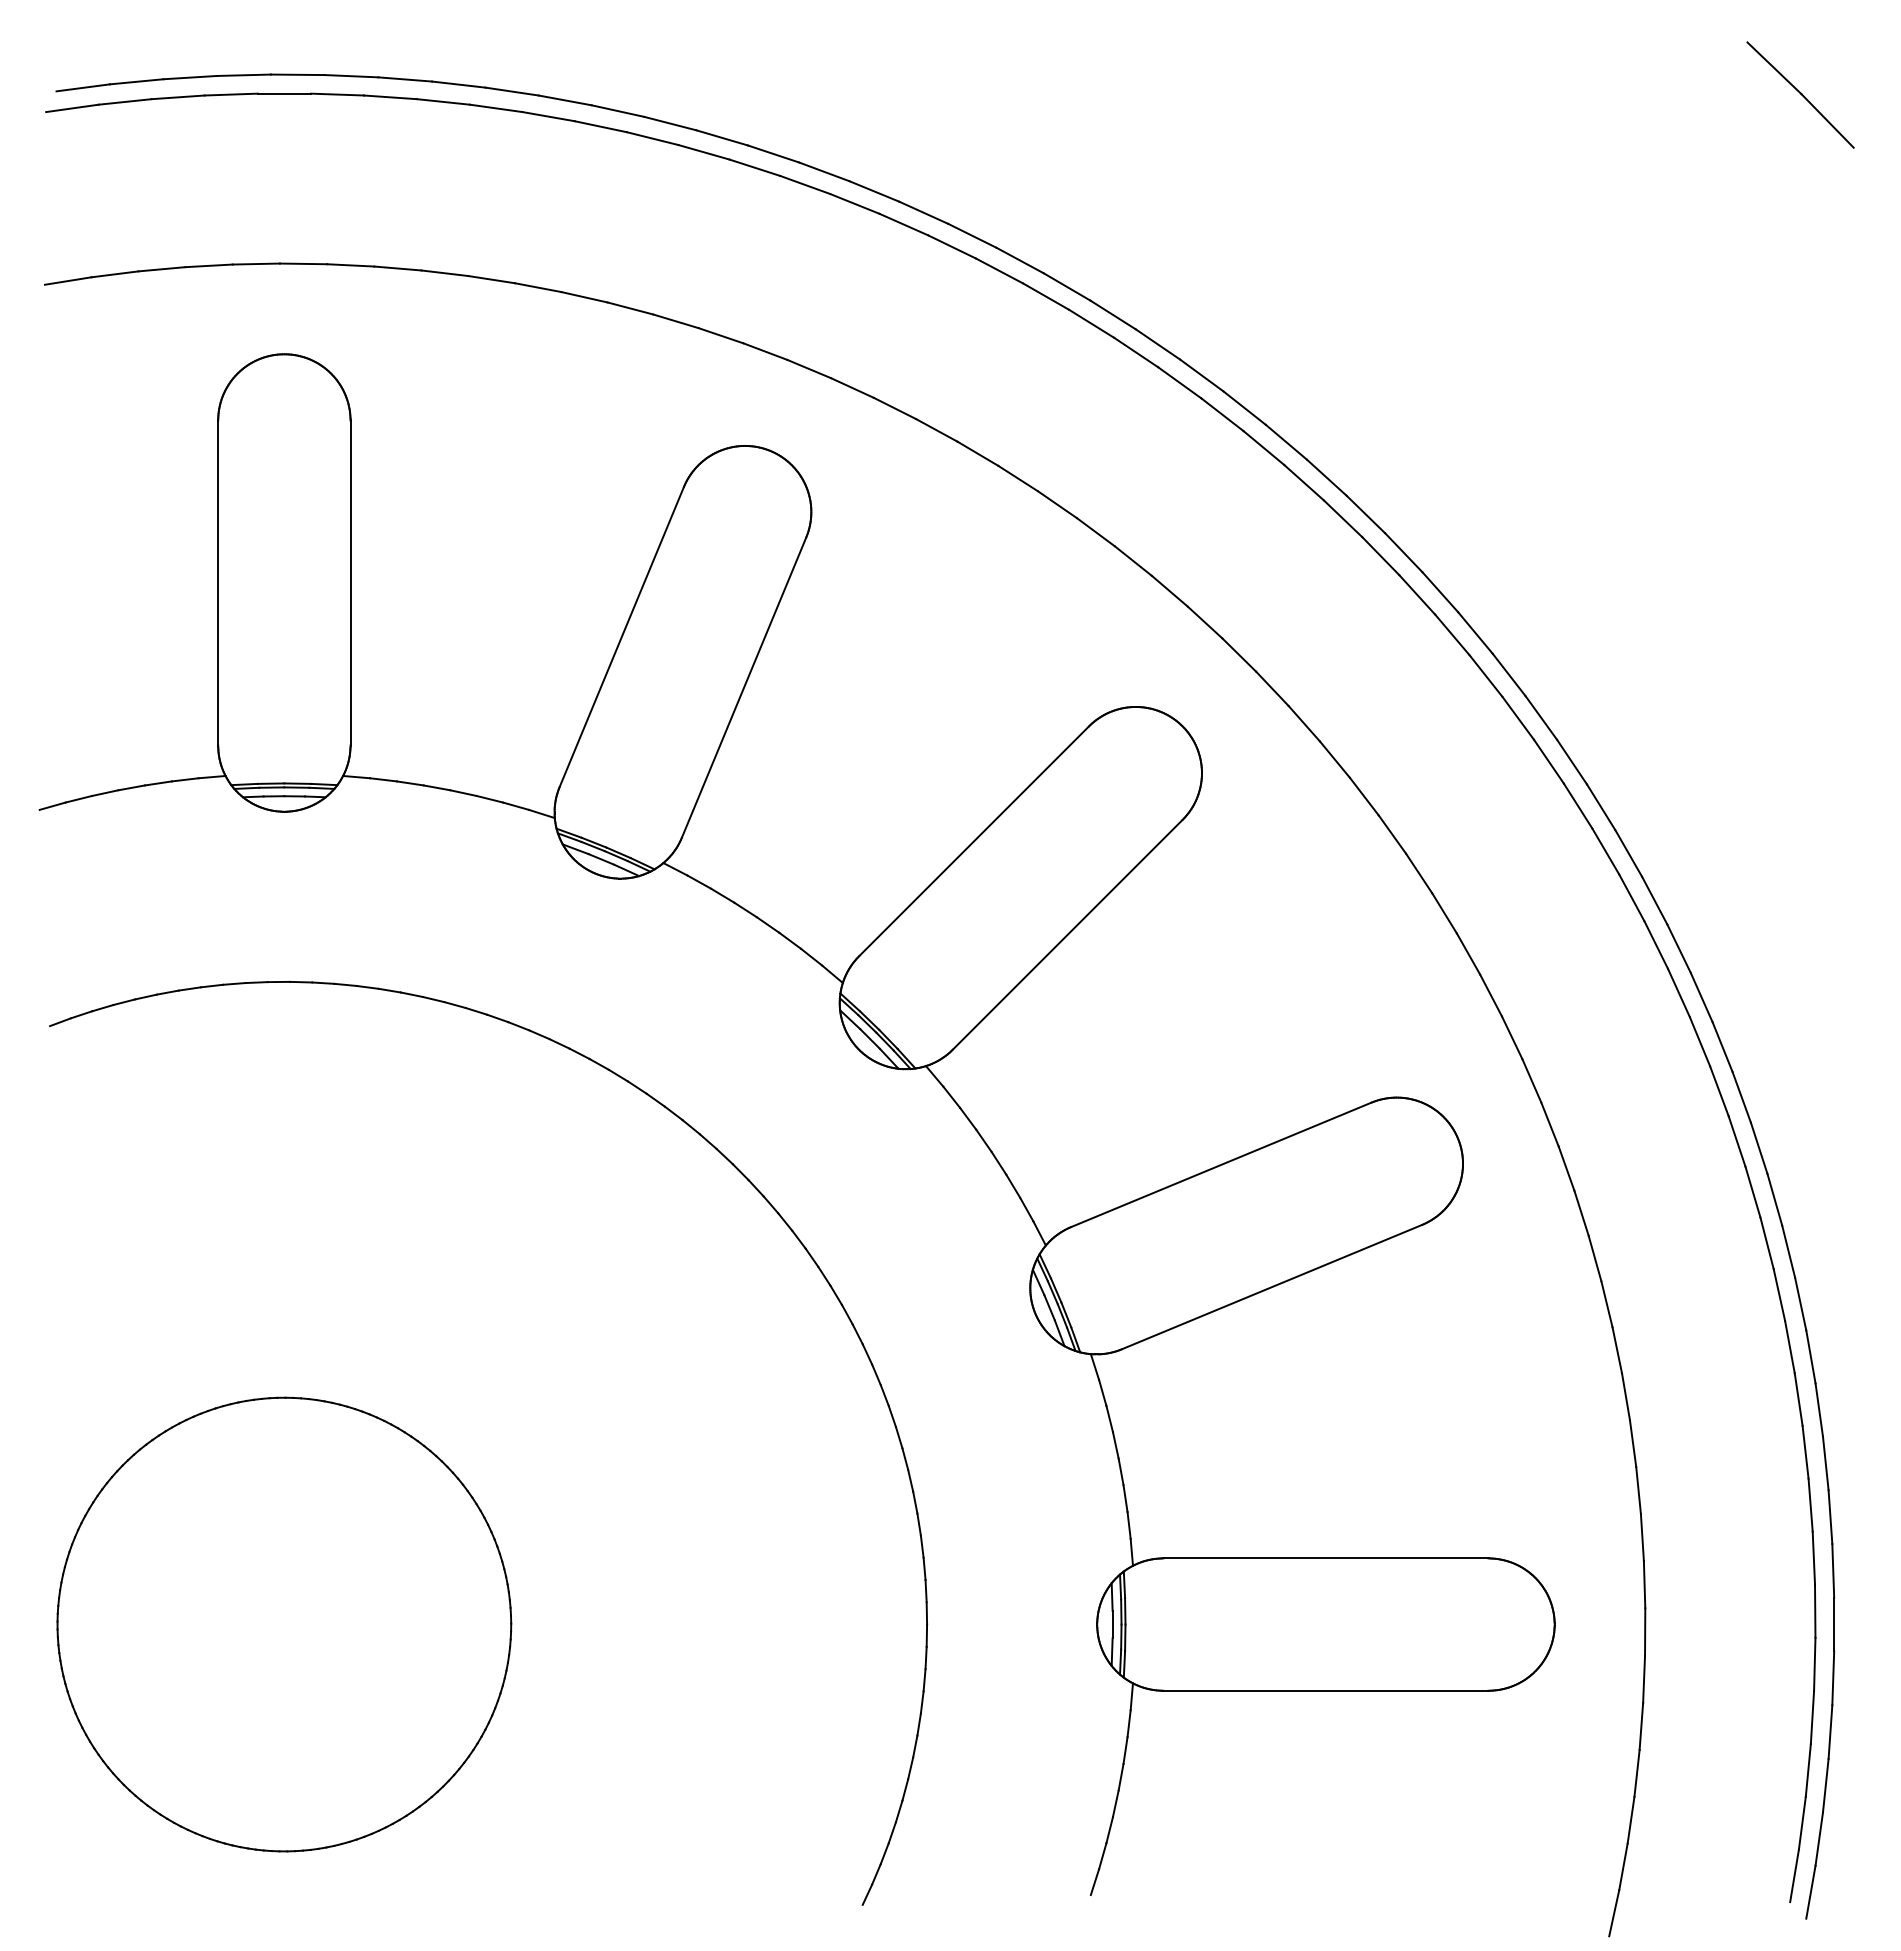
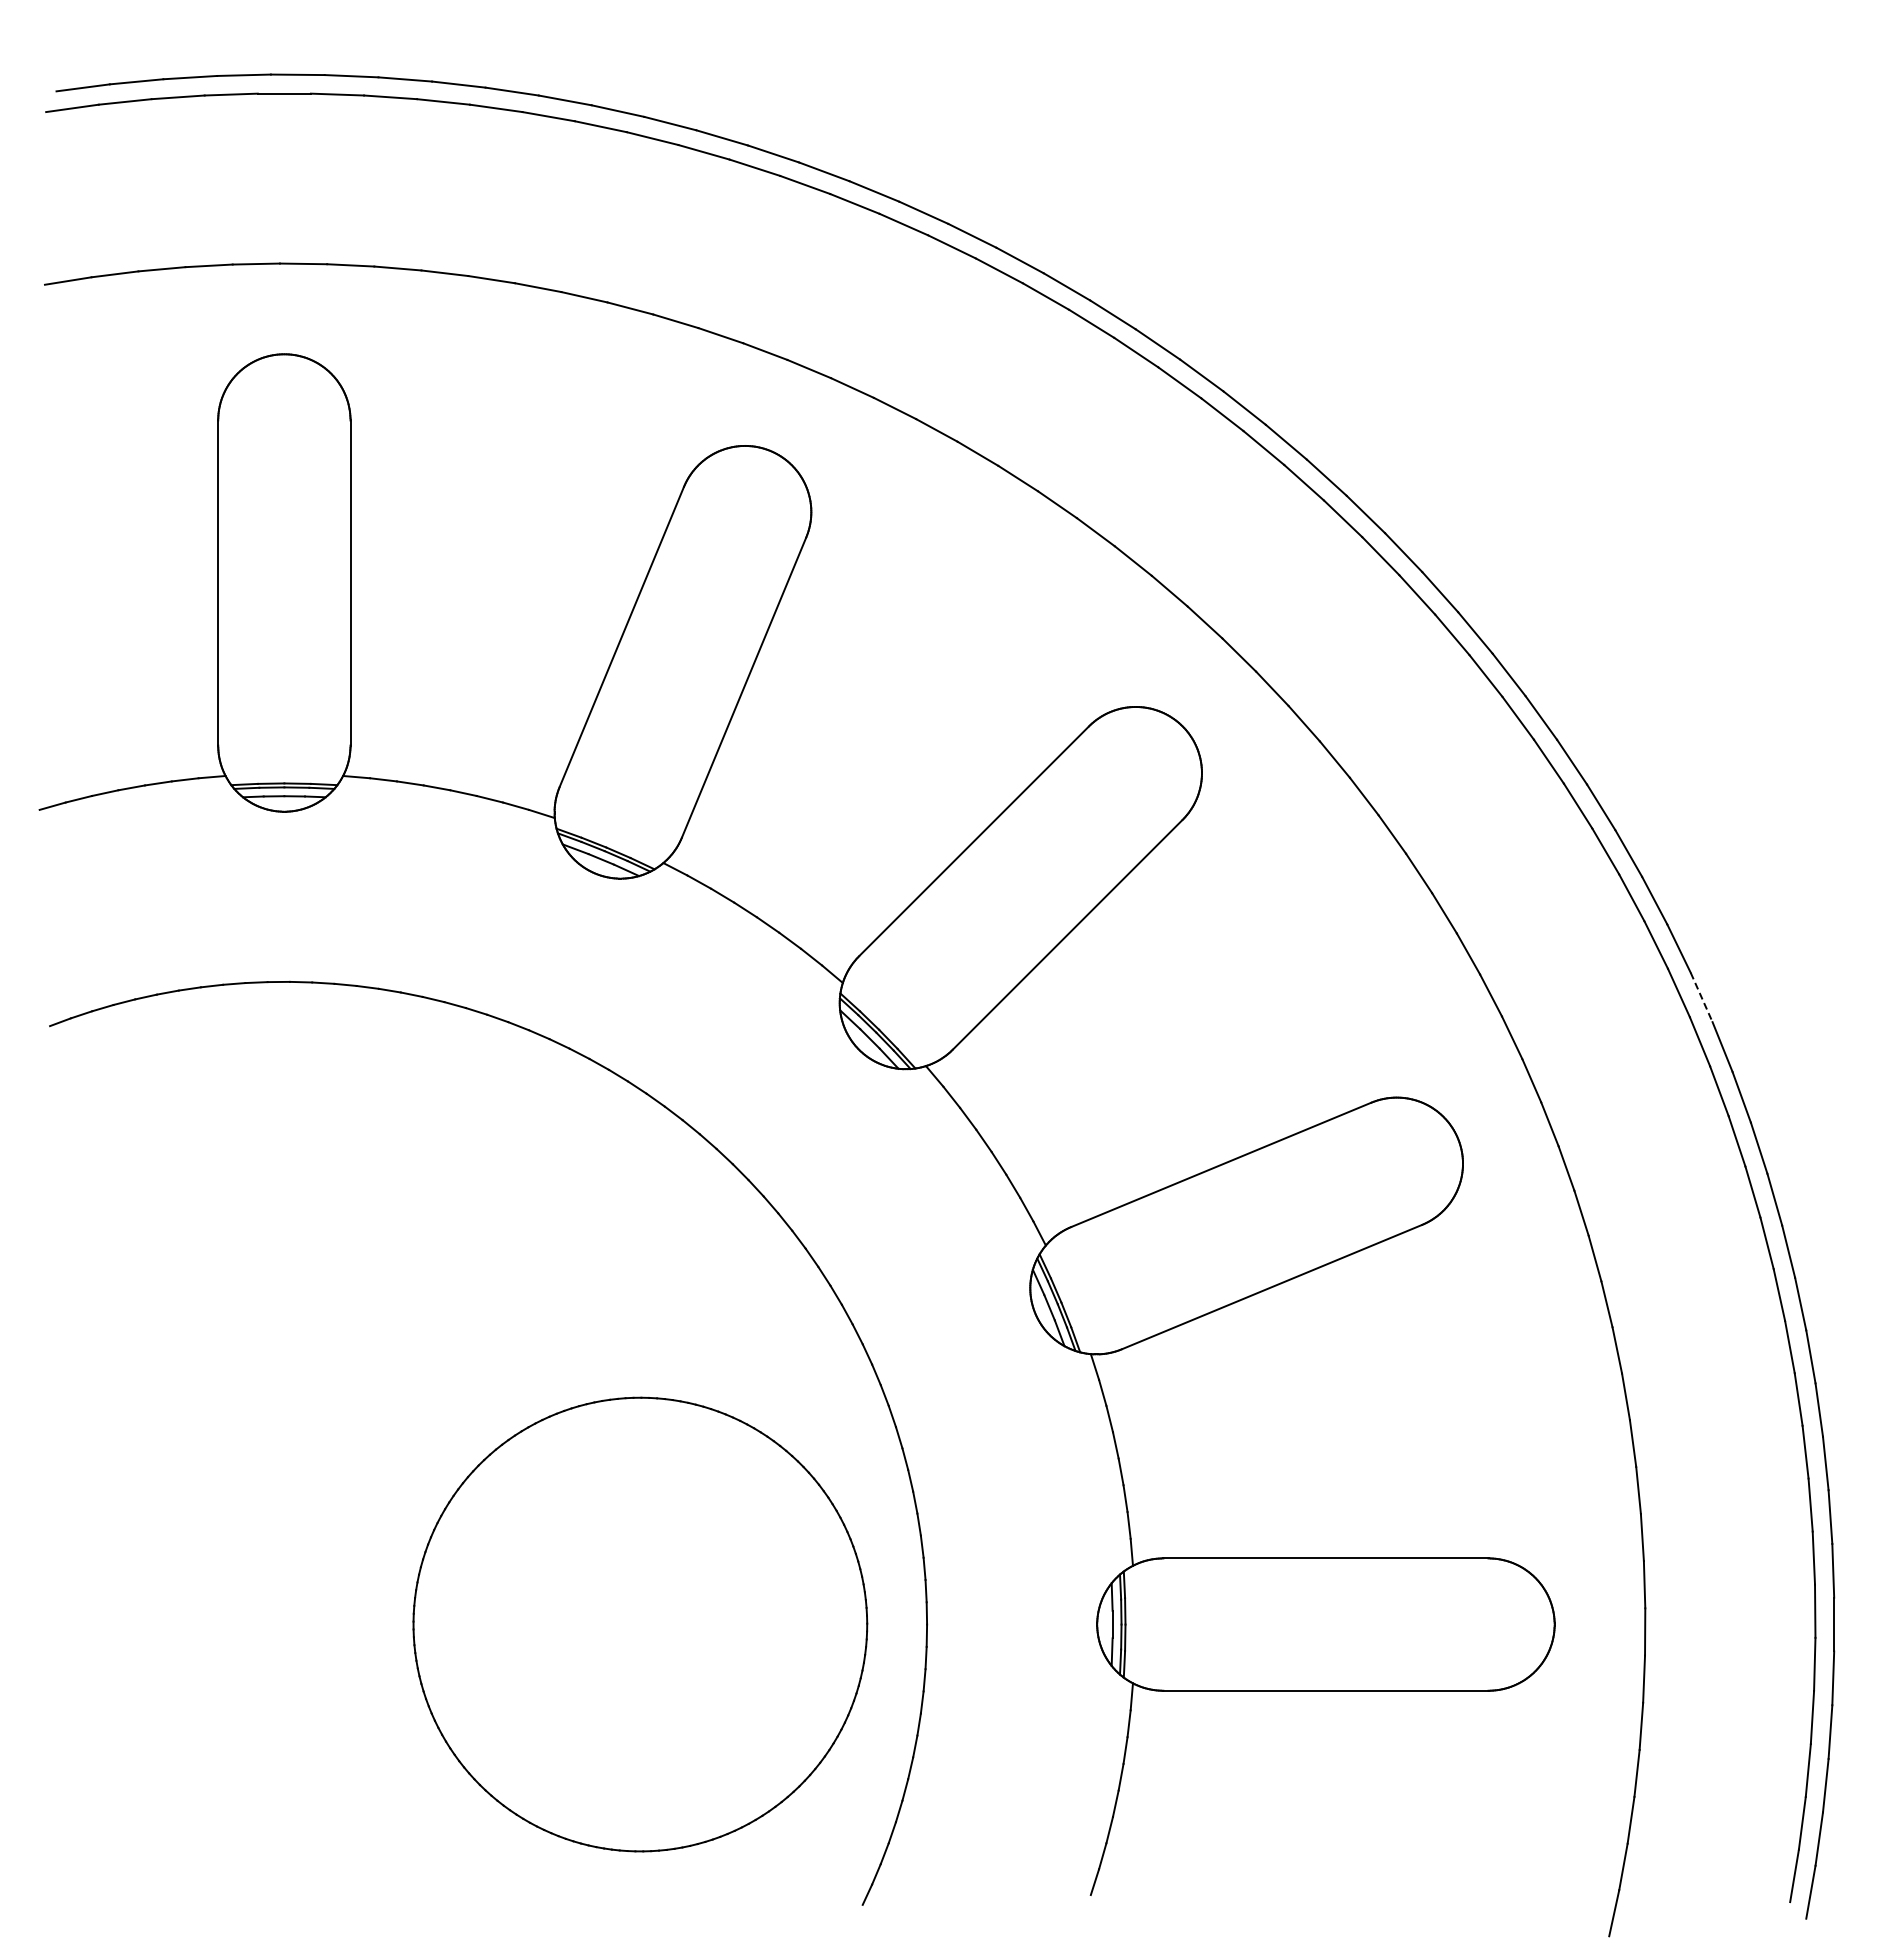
line: present -> none (1800, 94)
line: solid -> dashed (1701, 997)
part position: (284, 1624) -> (640, 1624) (640, 1624)
